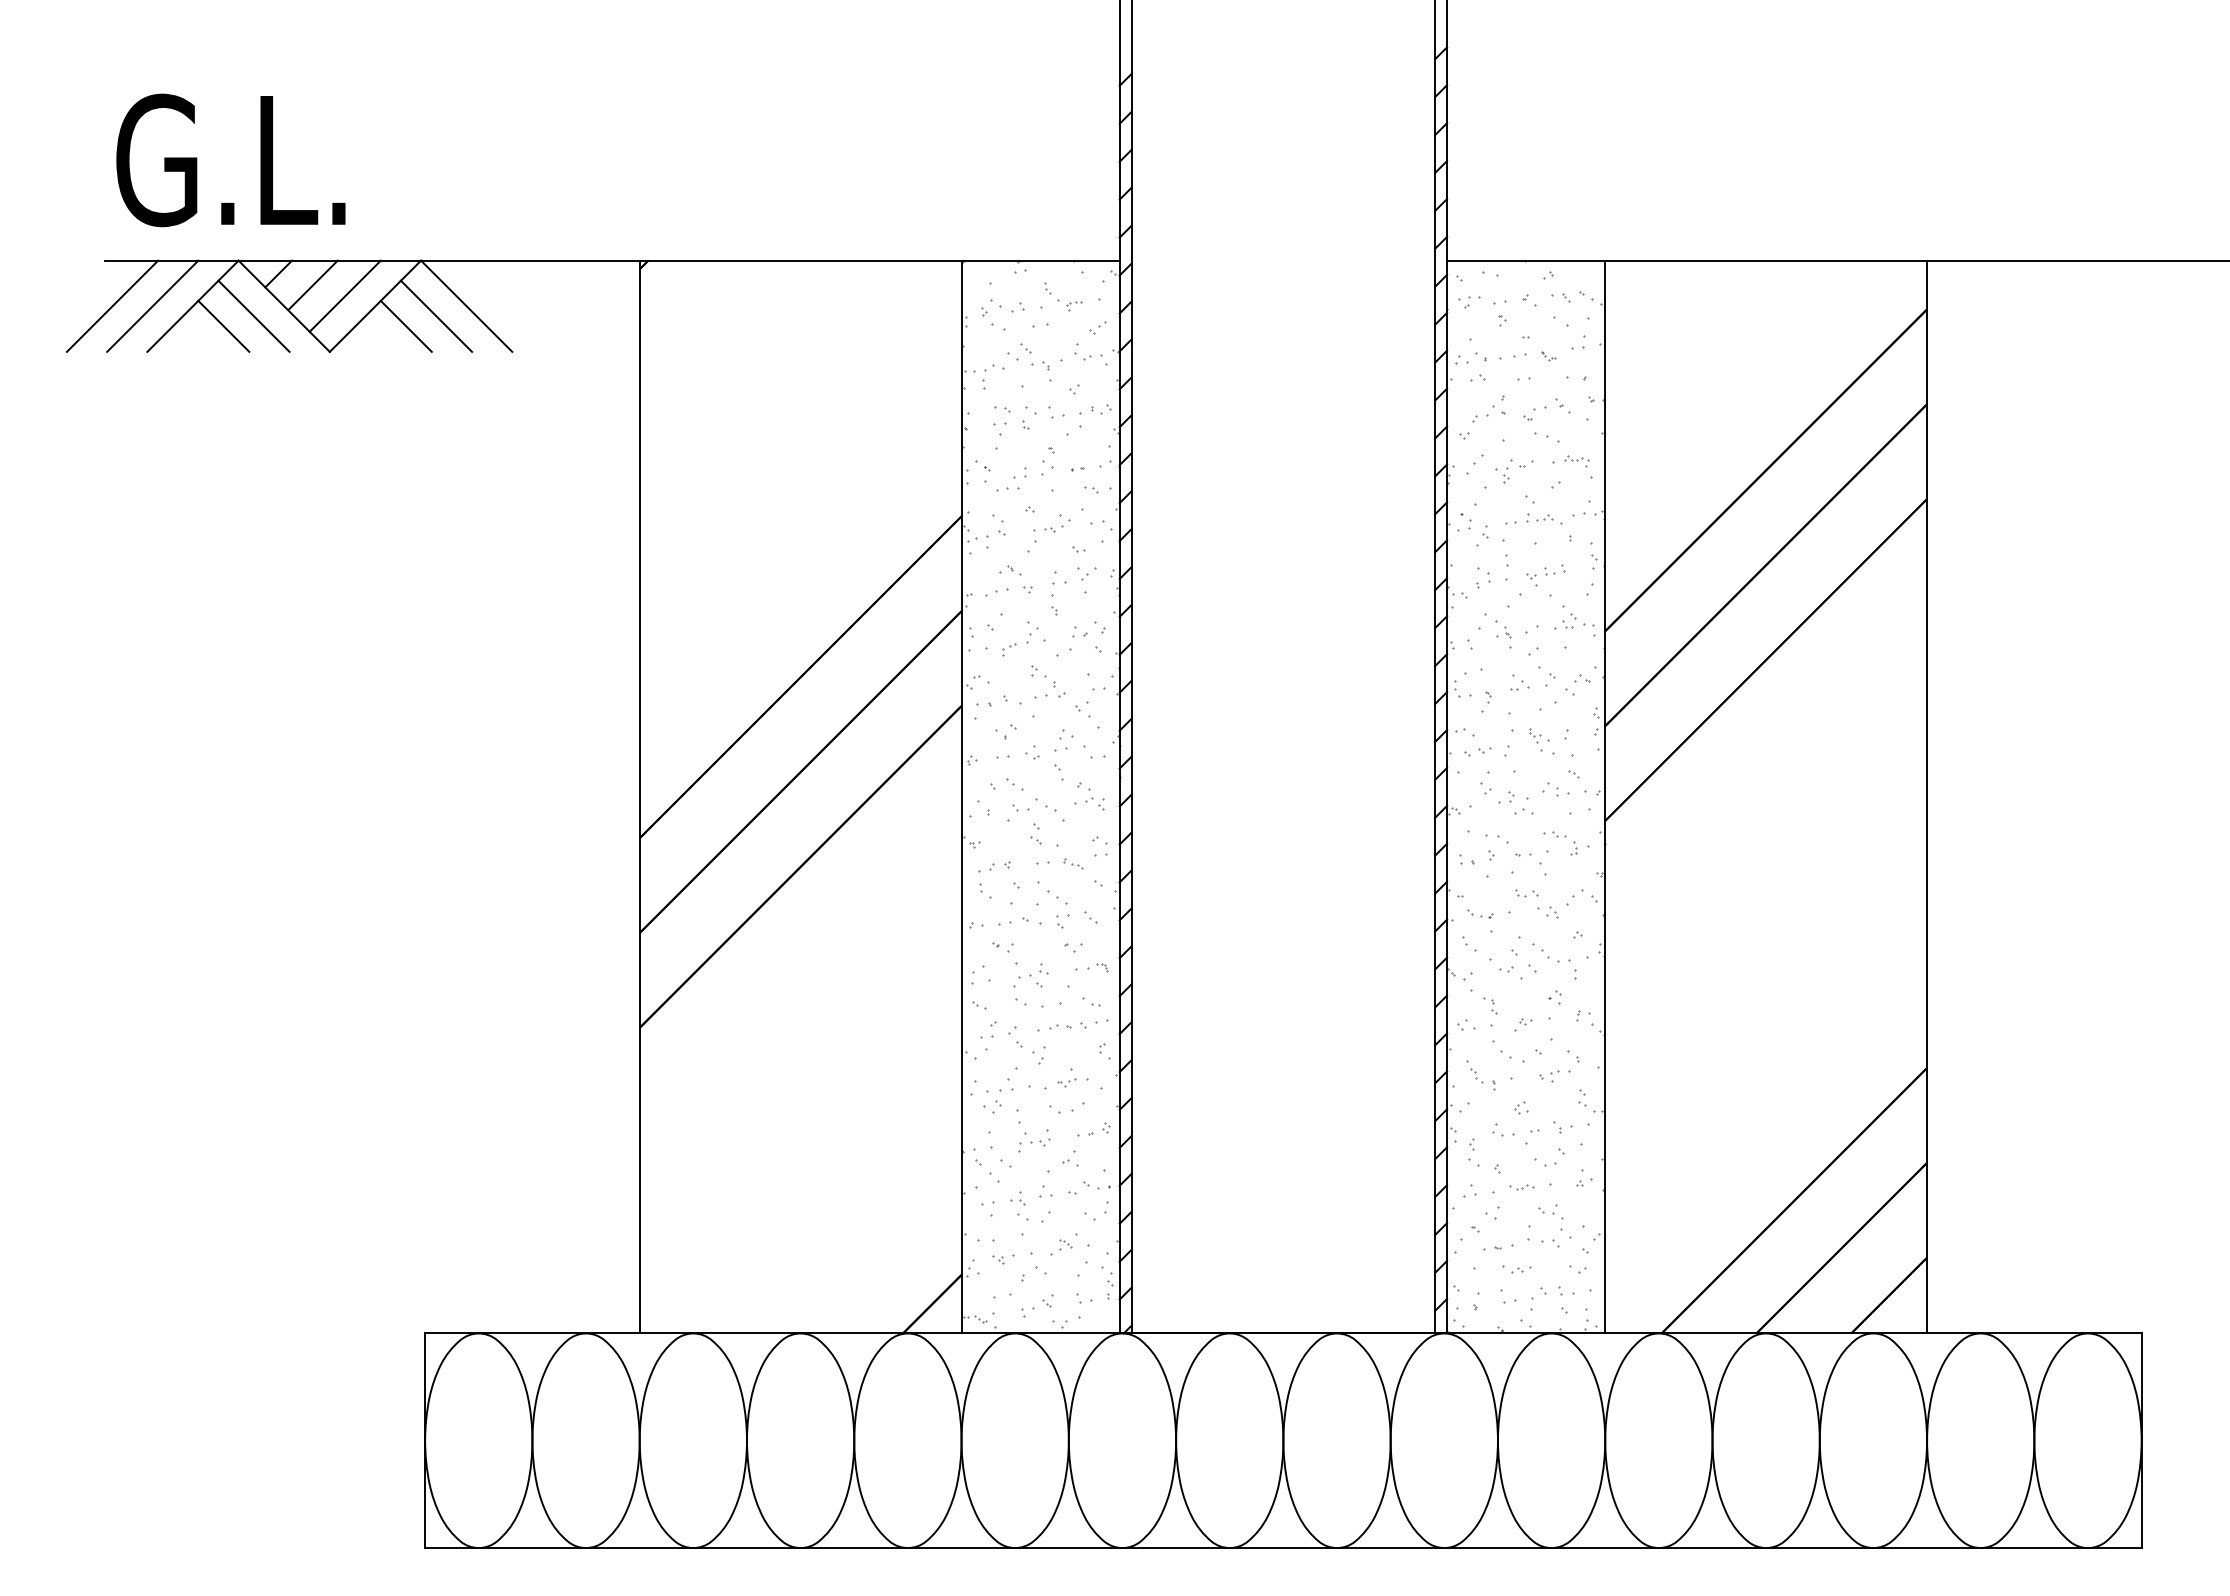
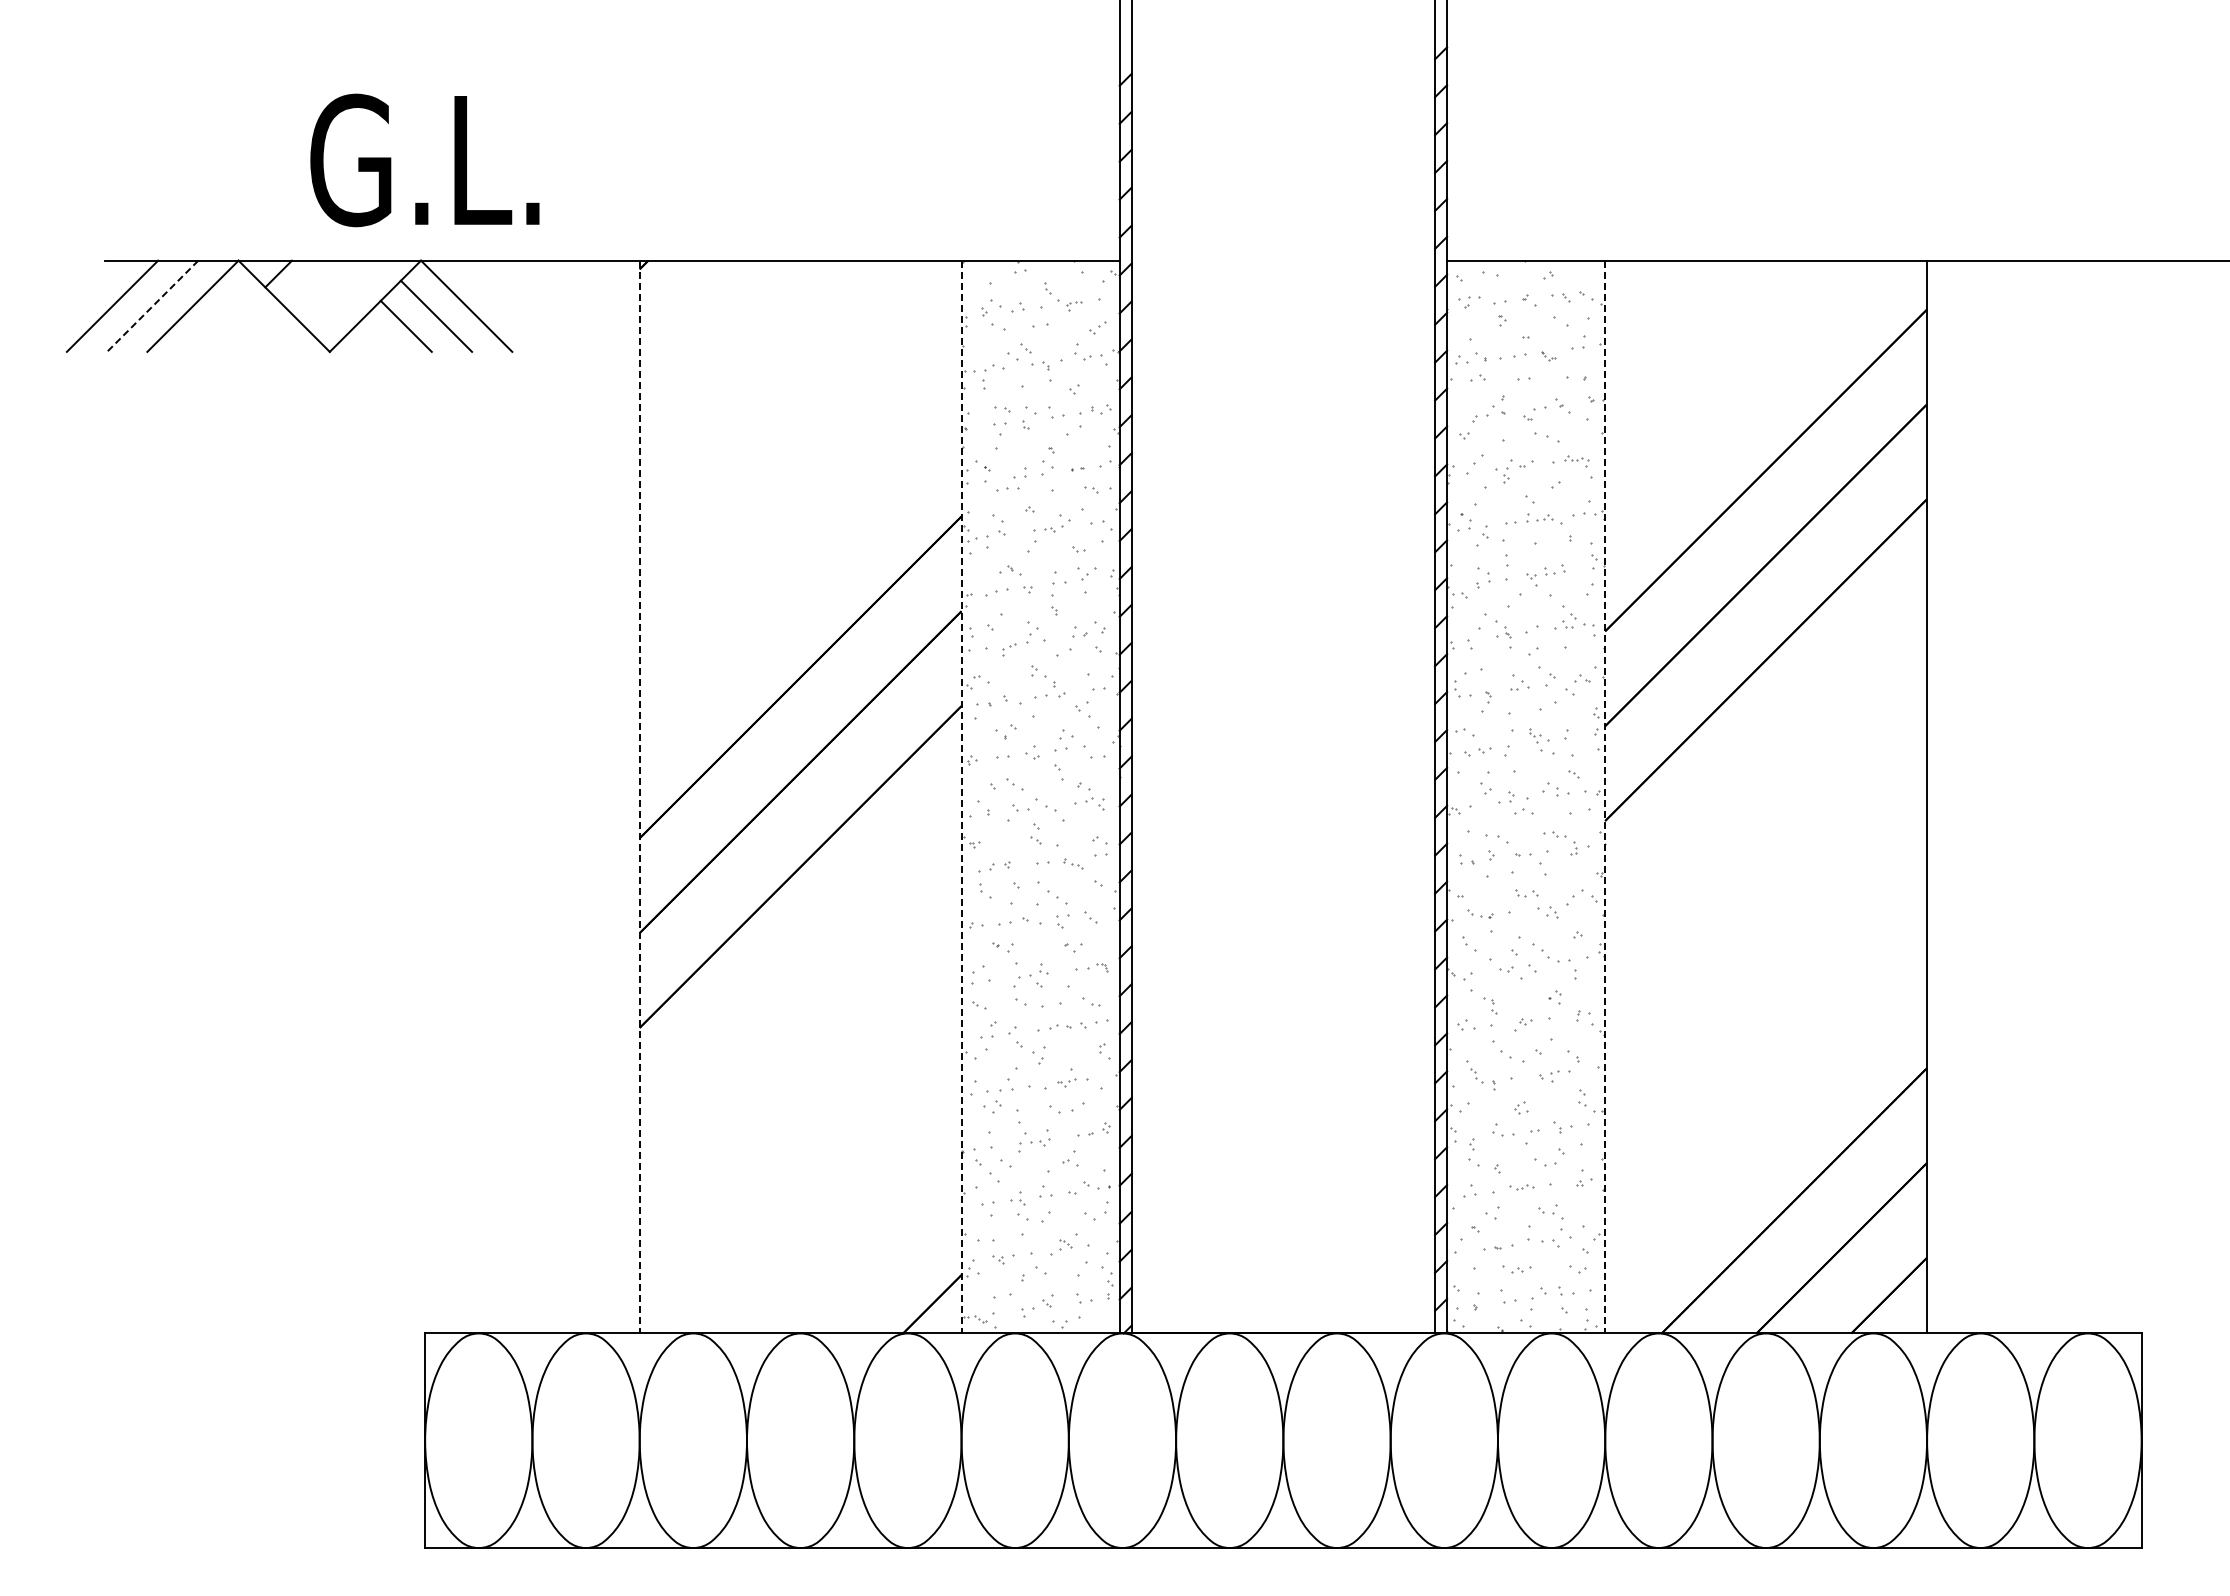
text position: (230, 160) -> (424, 160) (424, 160)
line: present -> none (312, 284)
line: present -> none (344, 295)
line: solid -> dashed (152, 306)
line: present -> none (253, 315)
line: present -> none (223, 325)
line: solid -> dashed (639, 797)
line: solid -> dashed (961, 797)
line: solid -> dashed (1605, 797)
